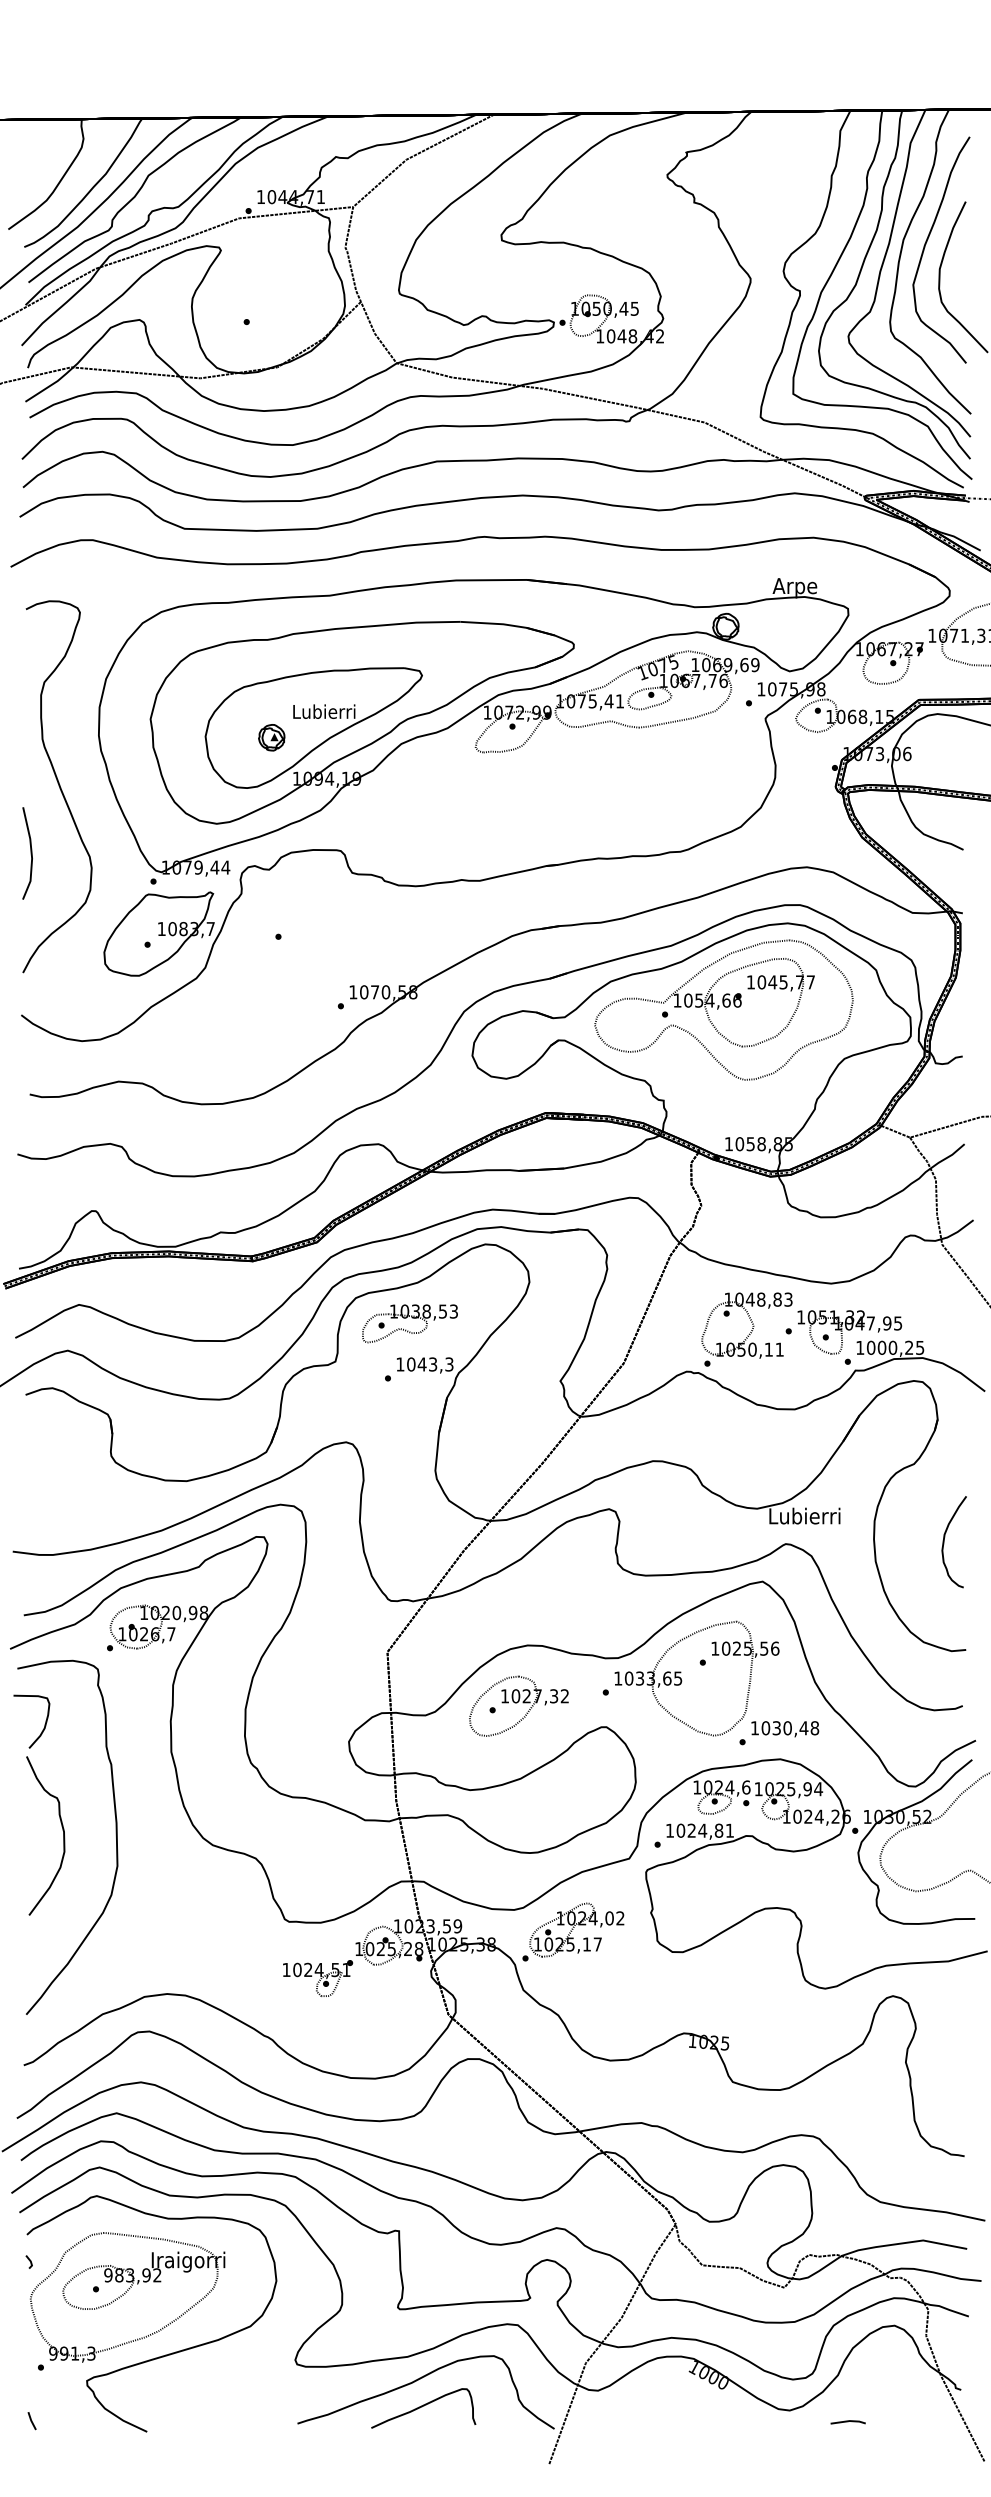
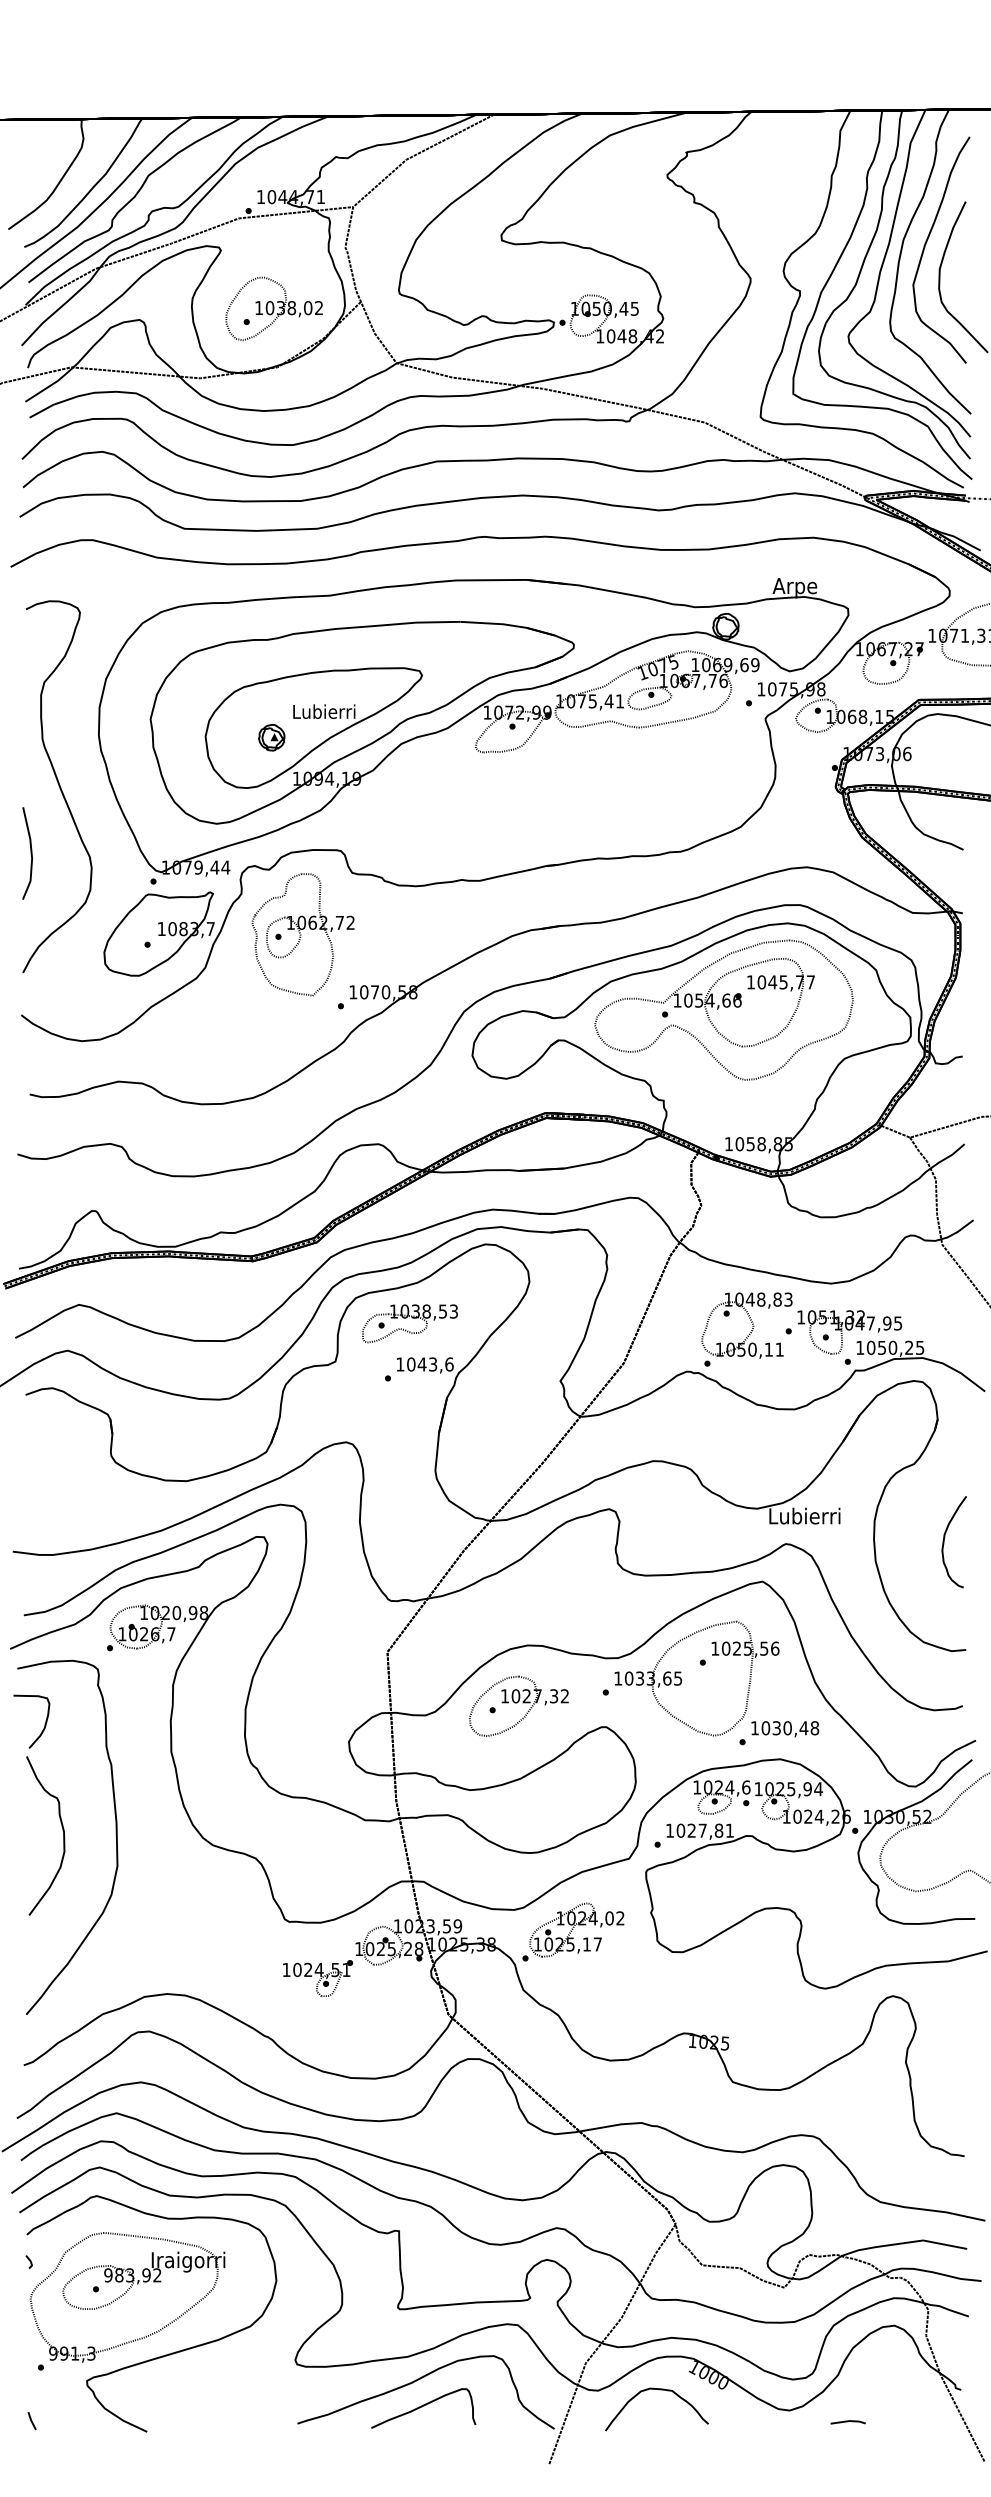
part: none -> present (273, 308)
part: none -> present (302, 934)
text: 1000,25 -> 1050,25 (881, 1347)
text: 1043,3 -> 1043,6 (449, 1364)
text: 1024,81 -> 1027,81 (702, 1830)
curve: none -> present (659, 2390)
